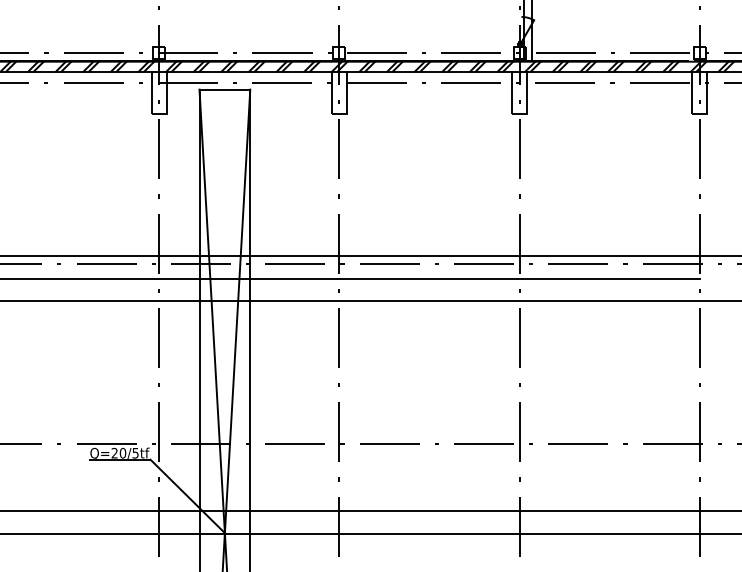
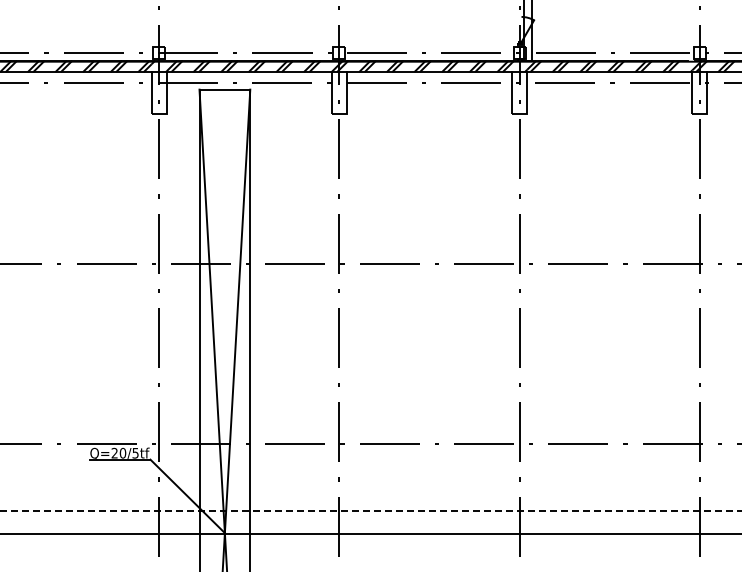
line: present -> none (370, 255)
line: present -> none (350, 278)
line: present -> none (370, 301)
line: solid -> dashed (370, 511)
